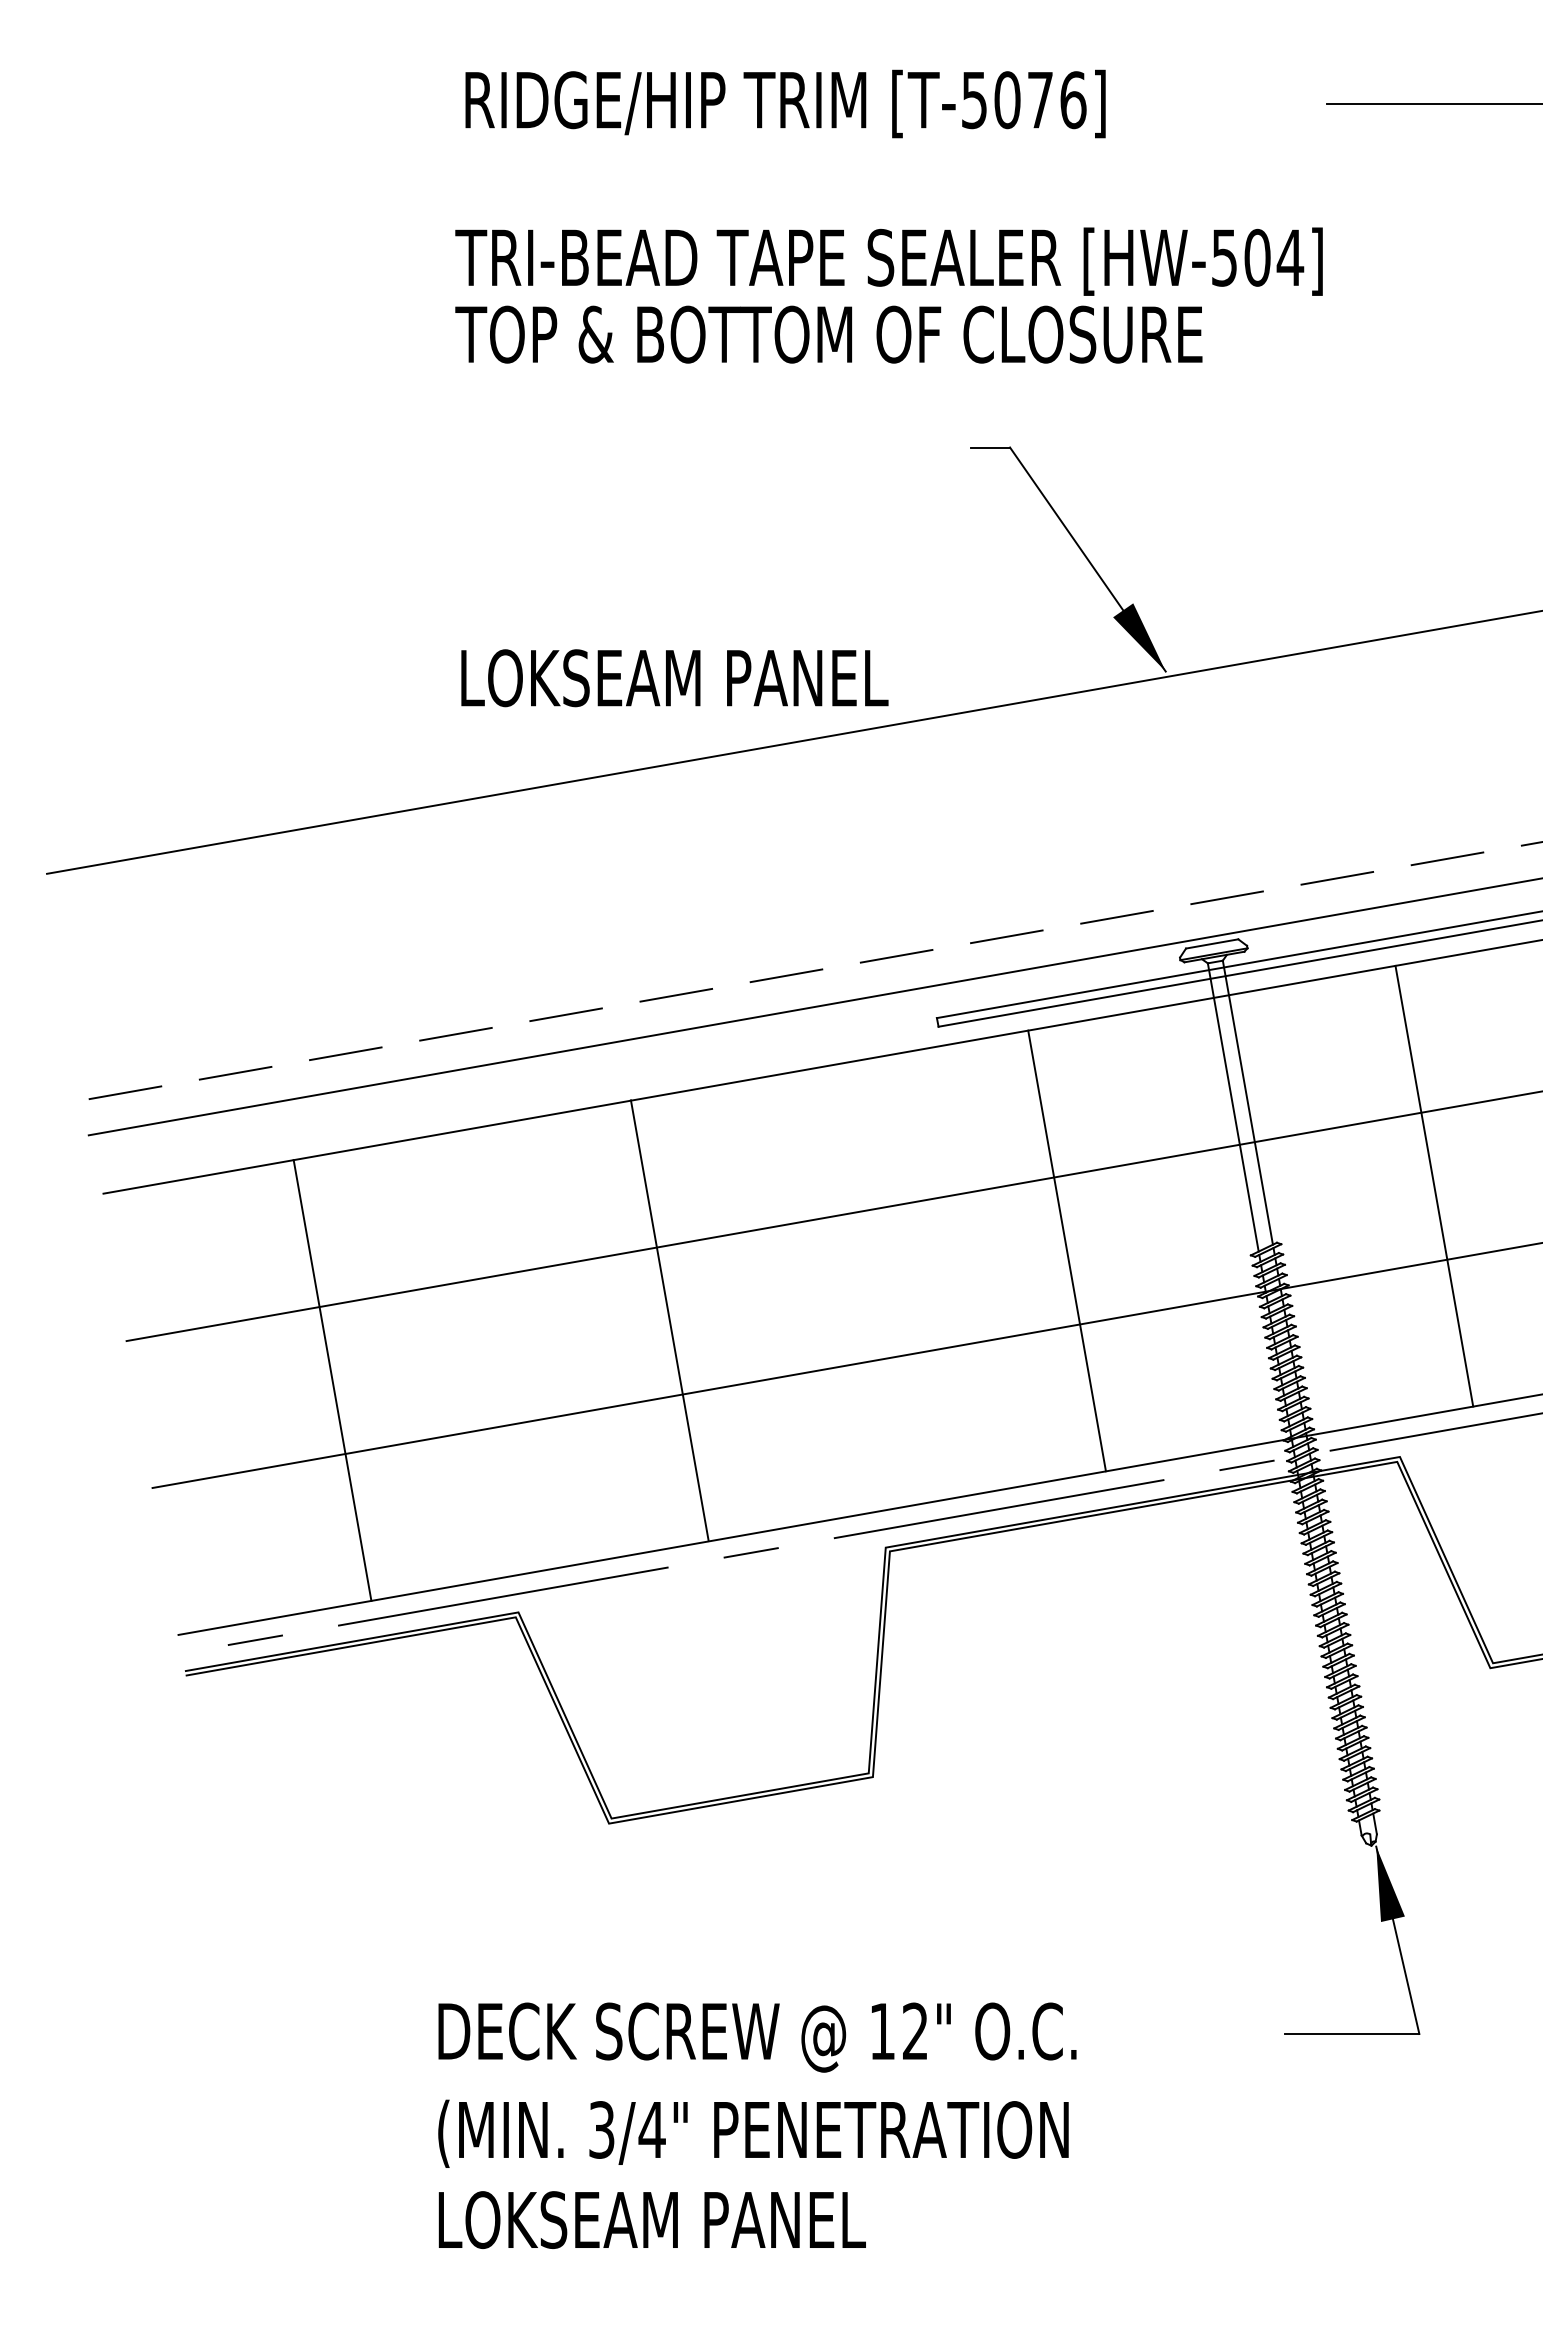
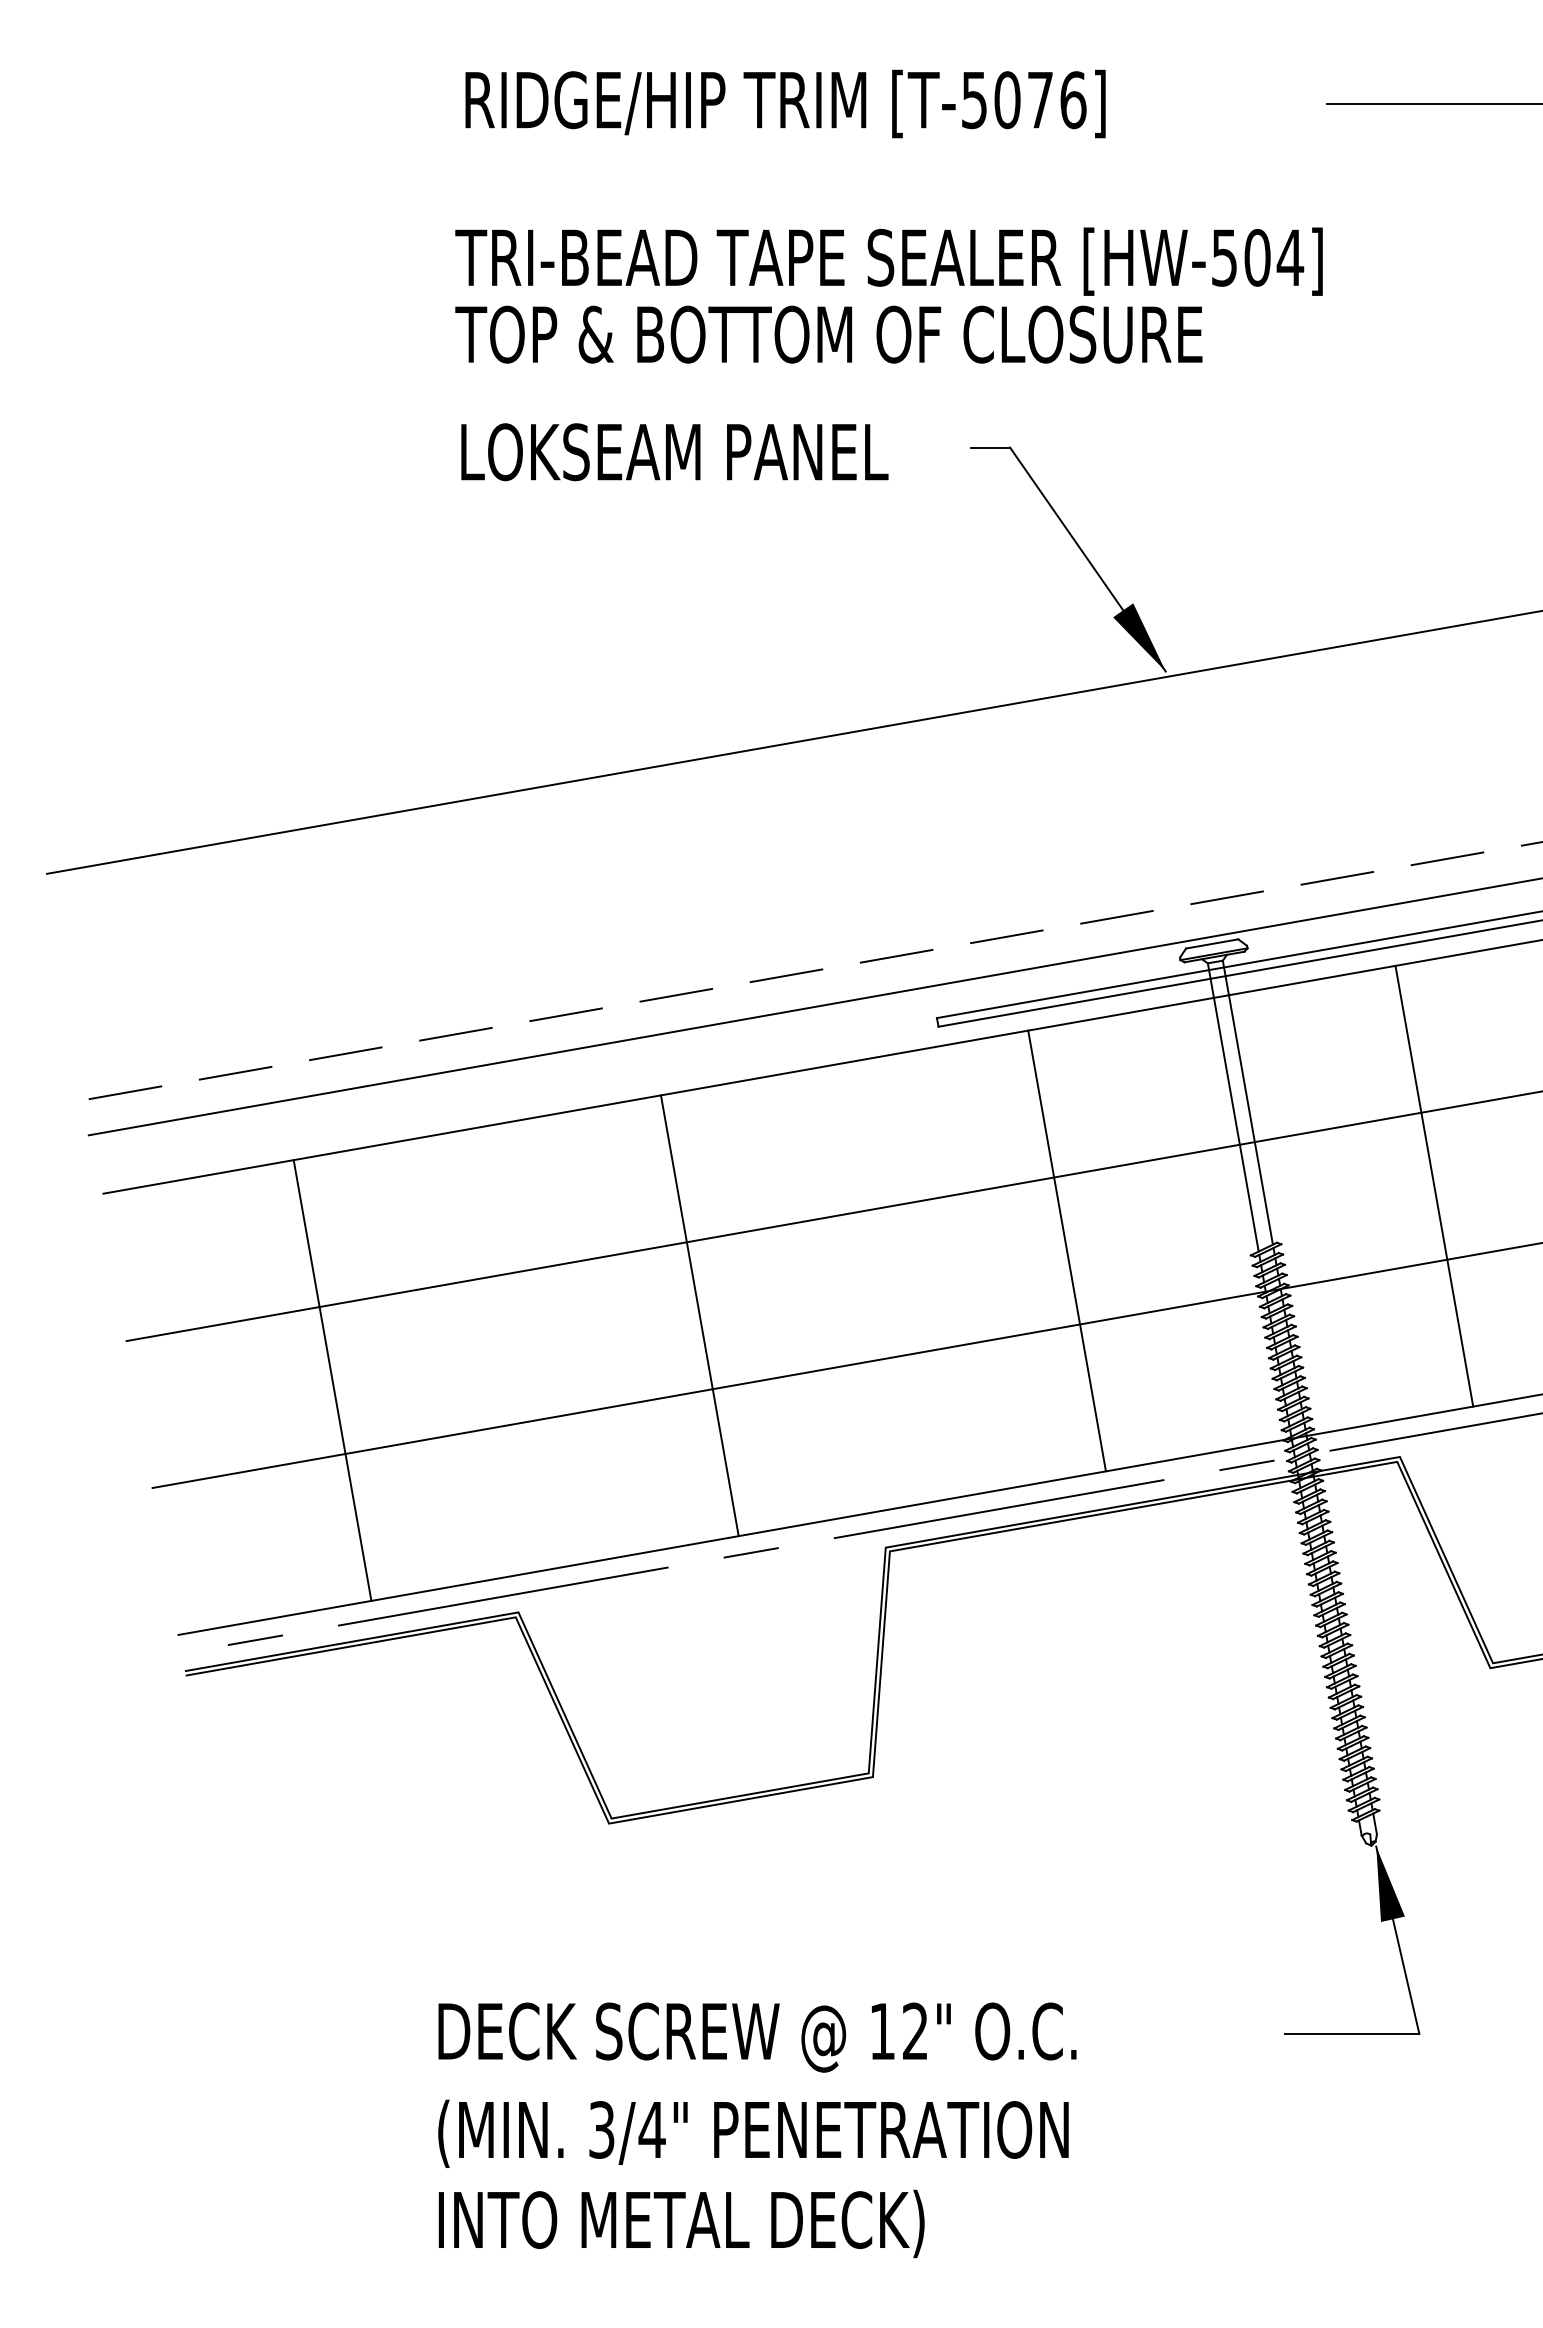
text position: (674, 678) -> (674, 452) (674, 452)
line position: (669, 1320) -> (699, 1315) (699, 1315)
text: LOKSEAM PANEL -> INTO METAL DECK) (684, 2223)
